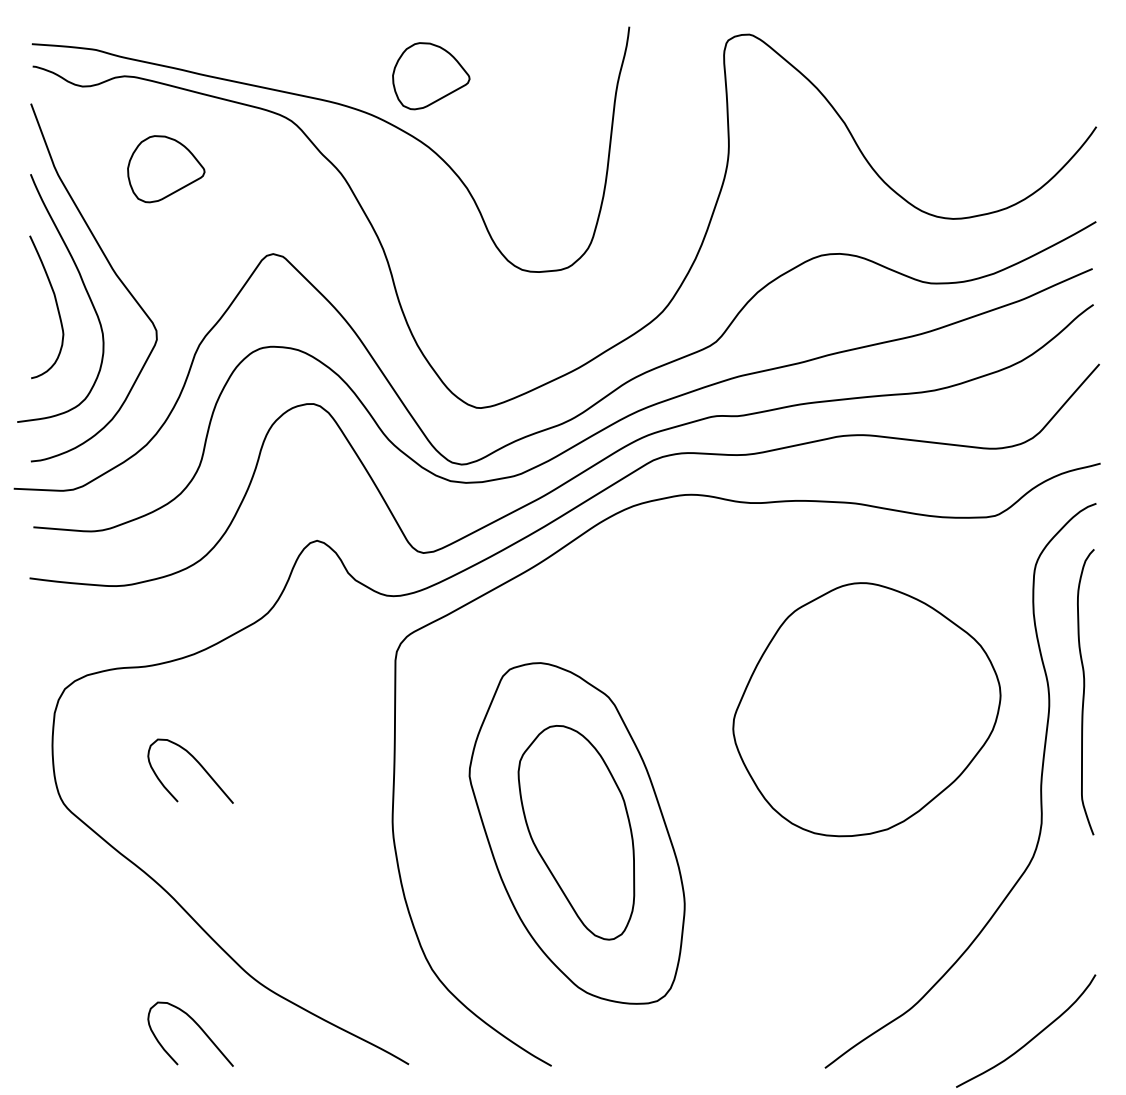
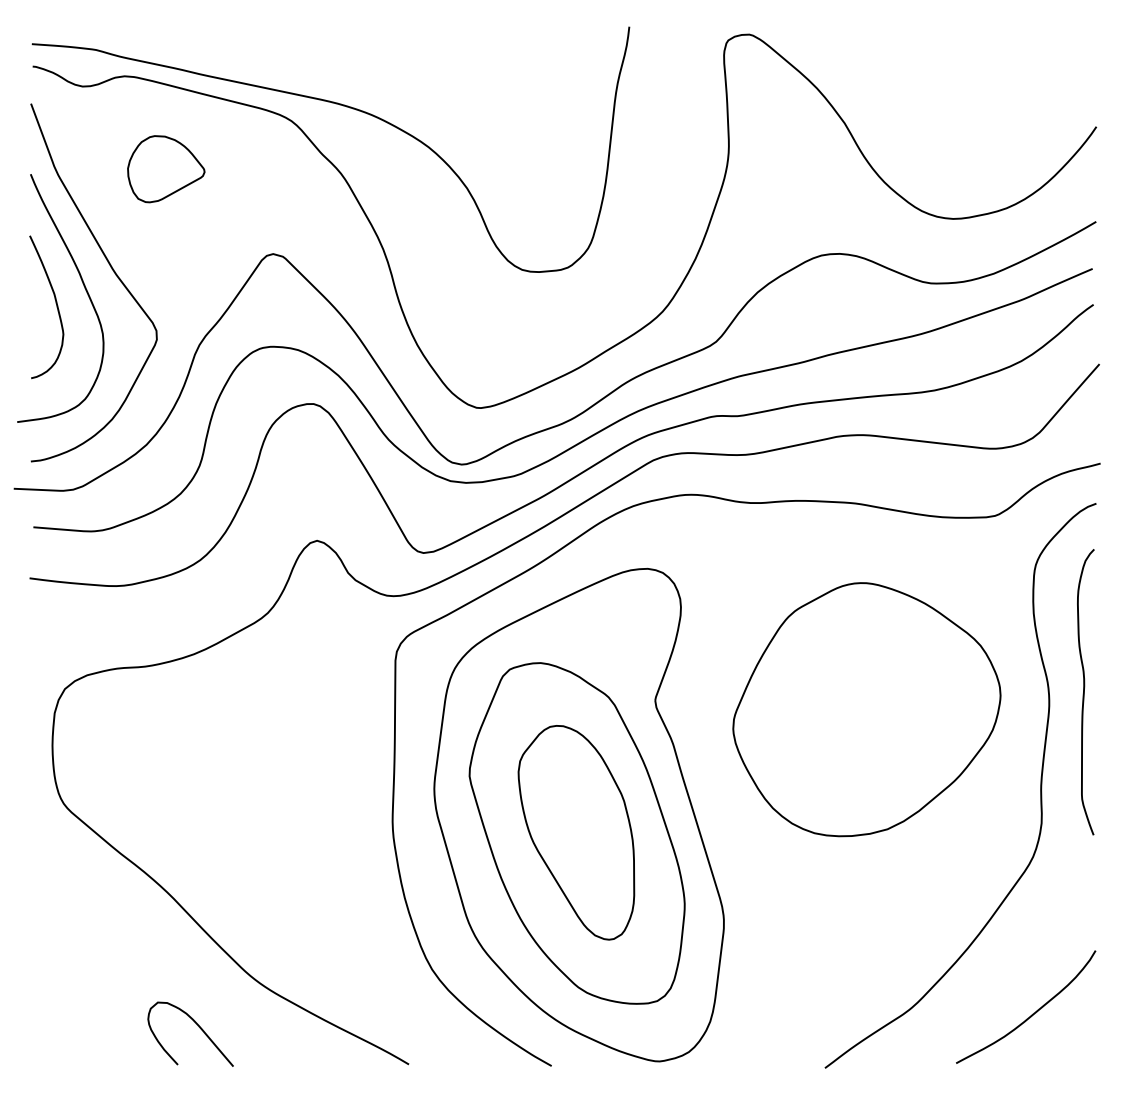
part: present -> none (431, 76)
curve: present -> none (198, 764)
part: none -> present (578, 814)
curve position: (1032, 1037) -> (1032, 1013) (1032, 1013)
